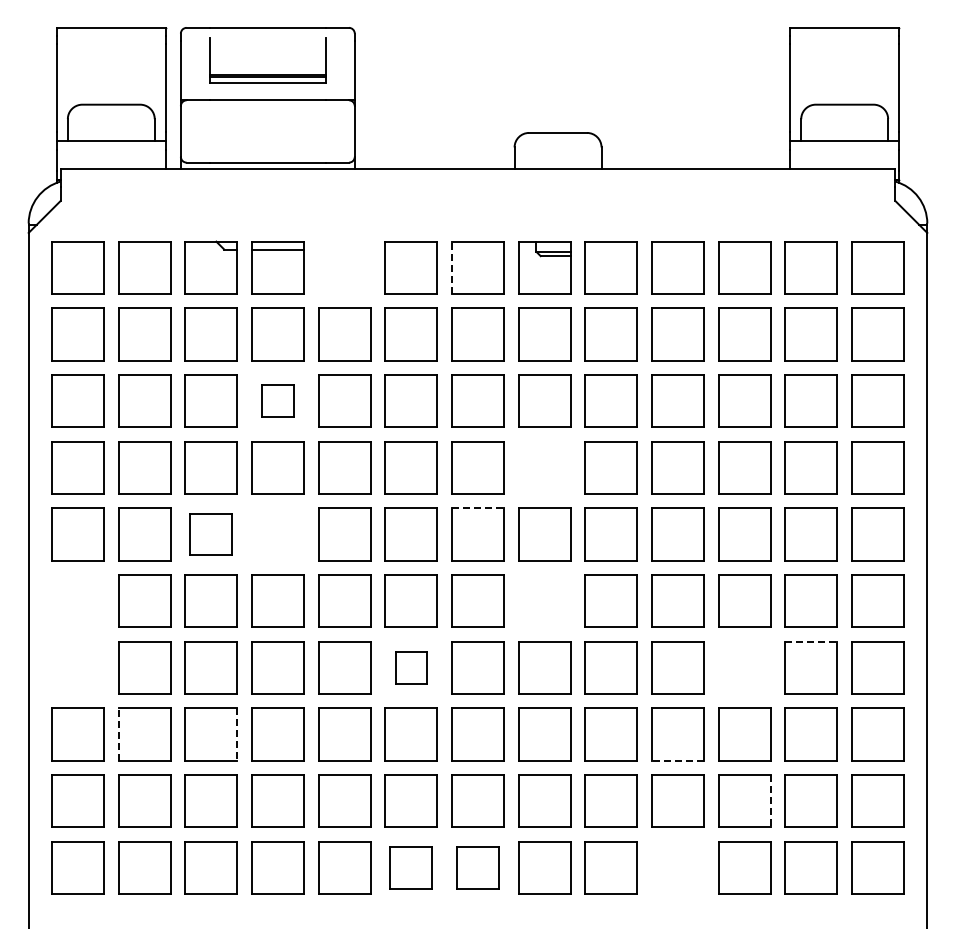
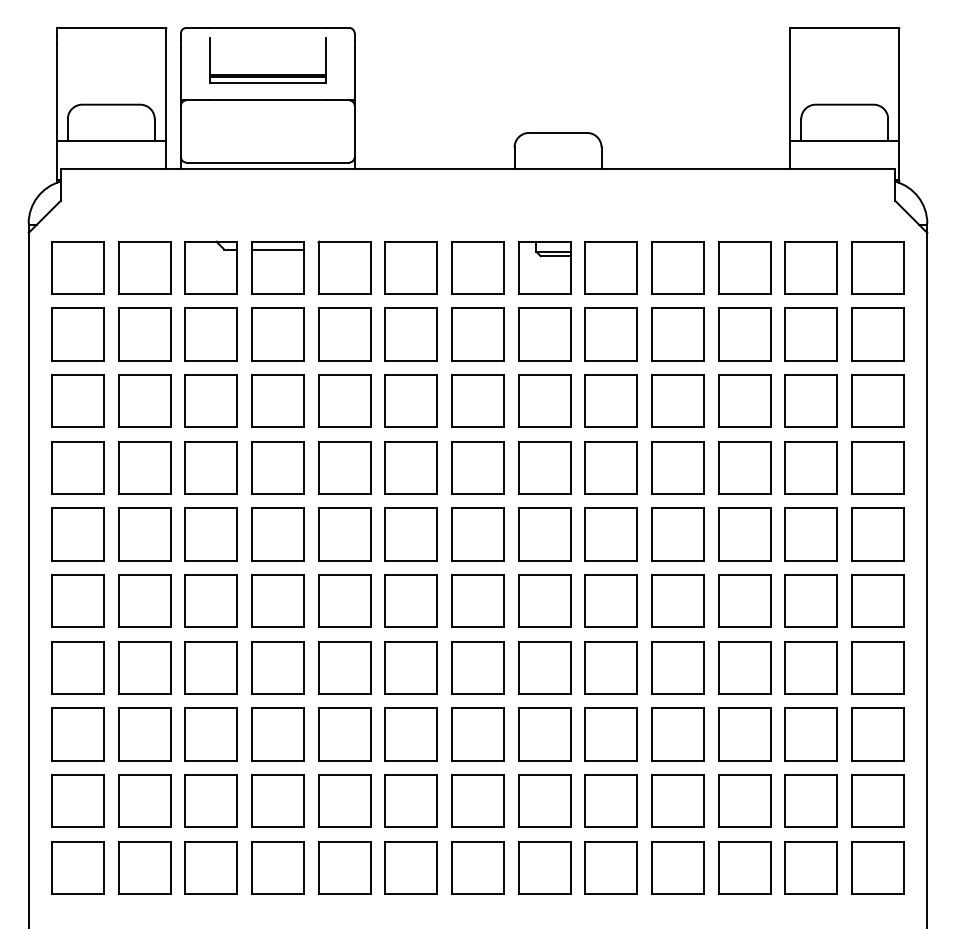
part: none -> present (344, 267)
line: dashed -> solid (451, 267)
part size: 34x34 px -> 54x54 px (277, 400)
part: none -> present (544, 467)
line: dashed -> solid (478, 508)
part size: 44x43 px -> 54x55 px (210, 534)
part: none -> present (277, 534)
part: none -> present (77, 600)
part: none -> present (544, 600)
line: dashed -> solid (811, 641)
part: none -> present (77, 667)
part size: 33x34 px -> 54x54 px (410, 667)
part: none -> present (744, 667)
line: dashed -> solid (118, 733)
line: dashed -> solid (237, 734)
line: dashed -> solid (677, 760)
line: dashed -> solid (770, 801)
part size: 44x44 px -> 54x54 px (410, 867)
part size: 44x44 px -> 54x54 px (477, 867)
part: none -> present (677, 867)
